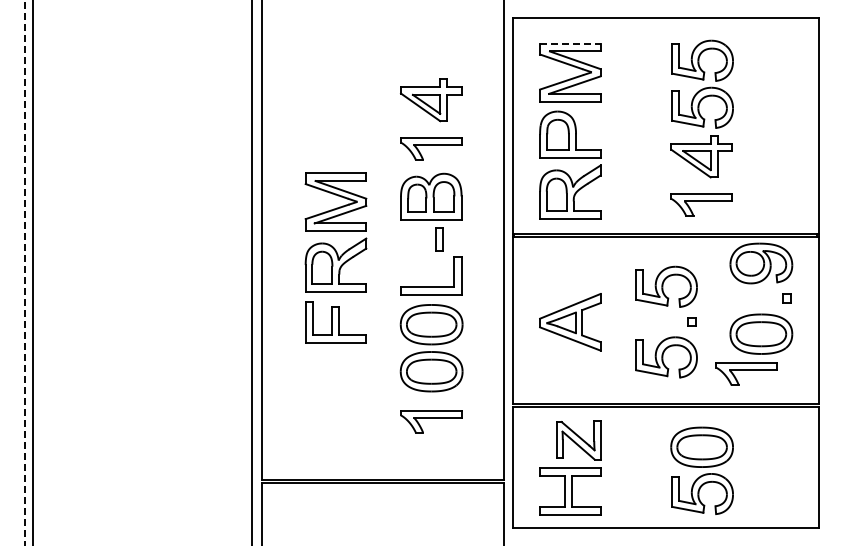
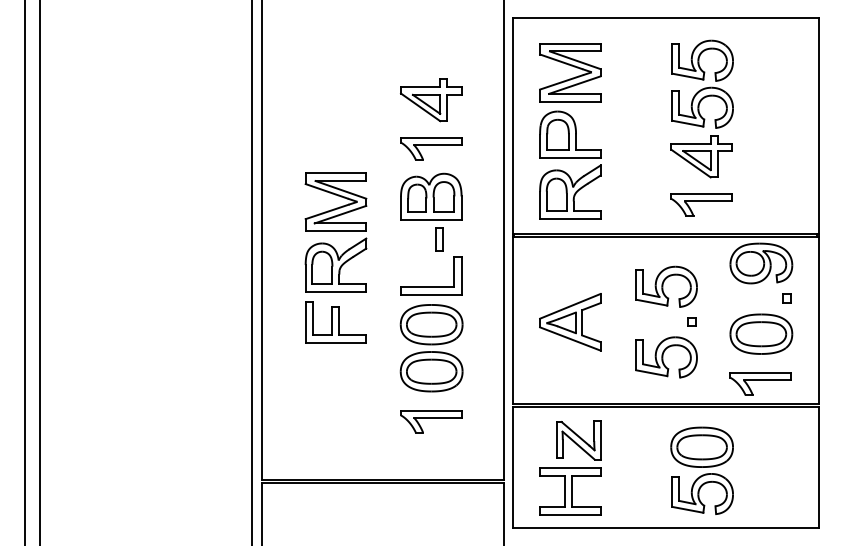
line: dashed -> solid (570, 43)
line: dashed -> solid (25, 272)
line position: (33, 272) -> (40, 272) (40, 272)
part position: (746, 373) -> (760, 383) (760, 383)
